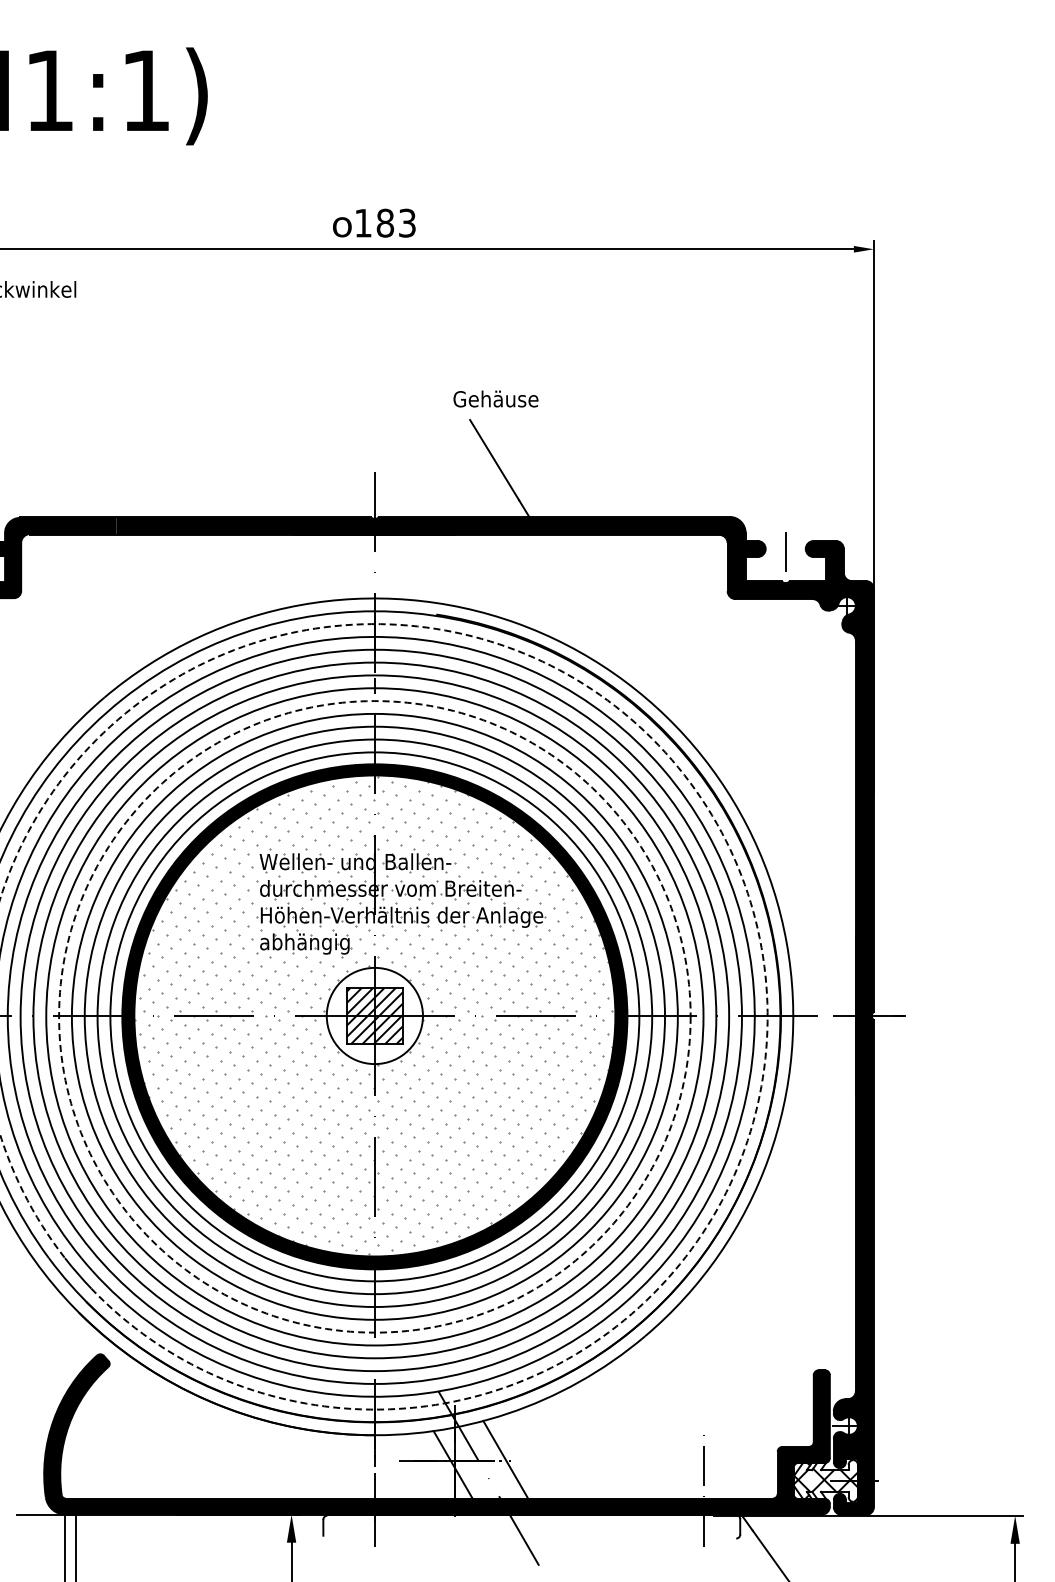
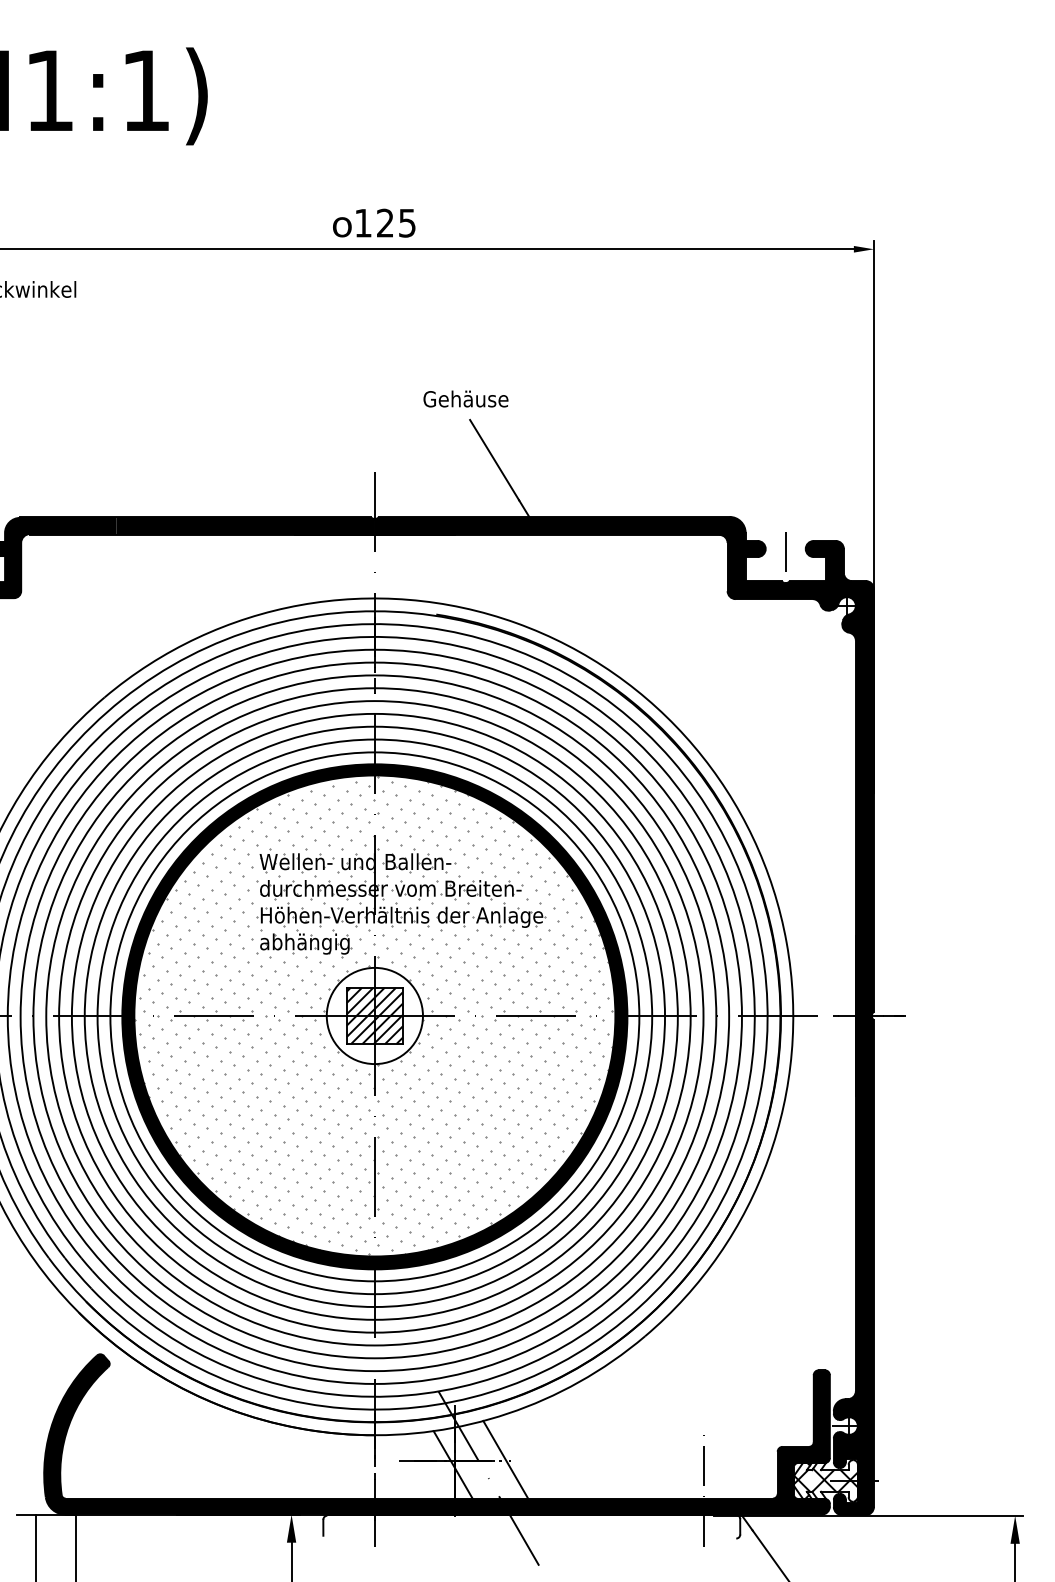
text: 183 -> 125 (395, 222)
text position: (495, 398) -> (465, 398) (465, 398)
arc: dashed -> solid (734, 858)
circle: dashed -> solid (374, 1016)
line position: (65, 1546) -> (36, 1546) (36, 1546)
